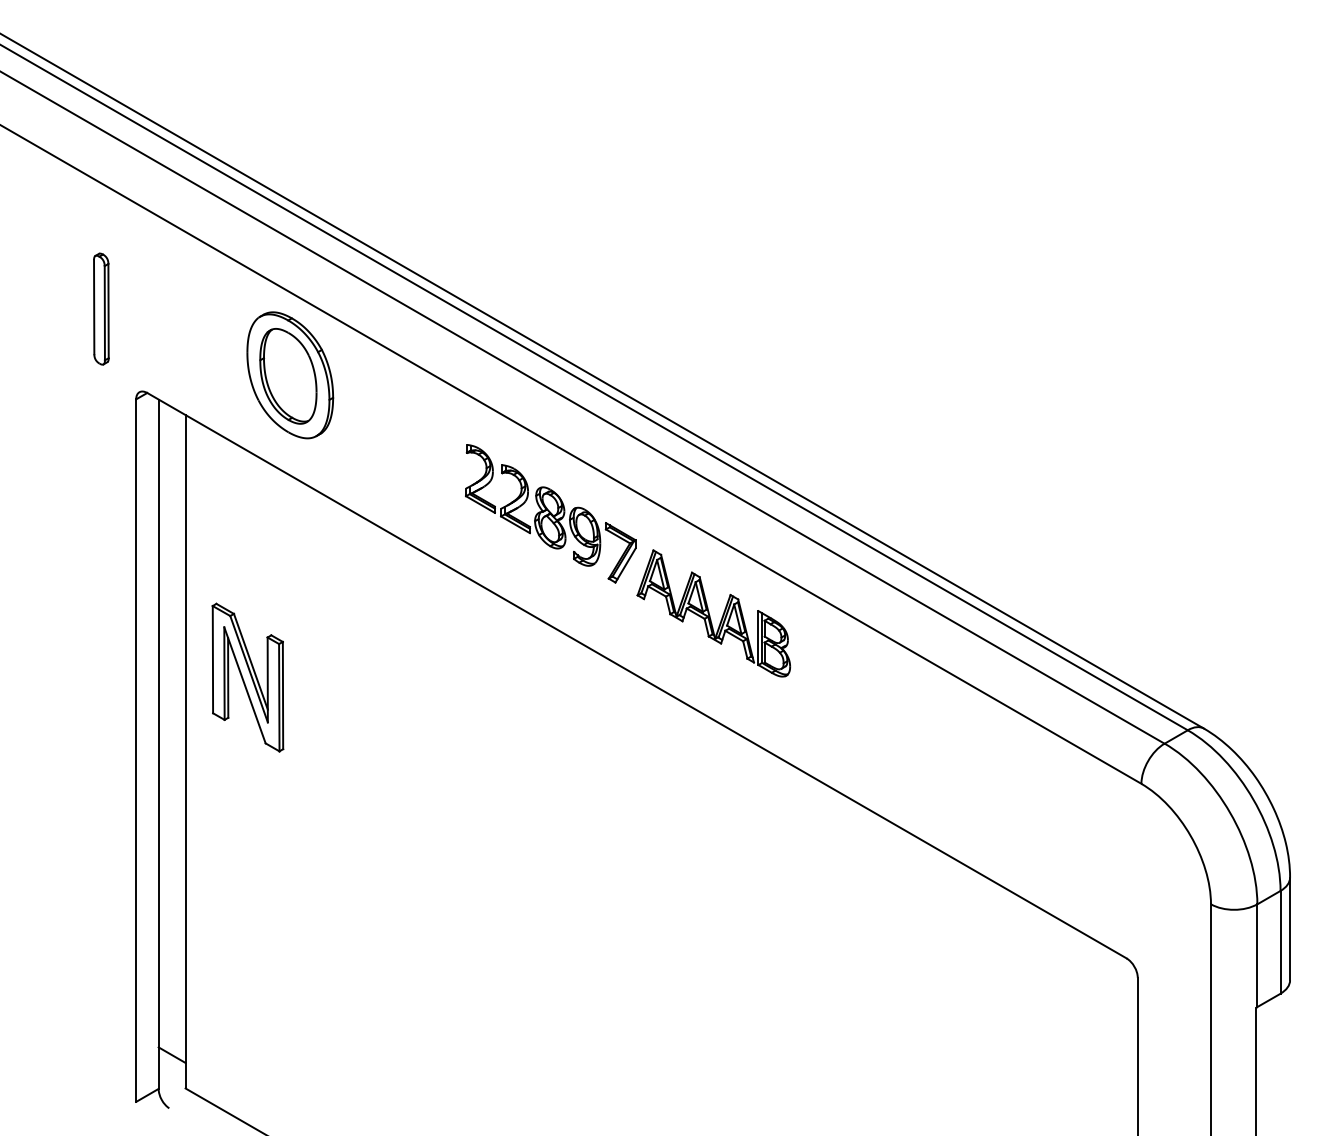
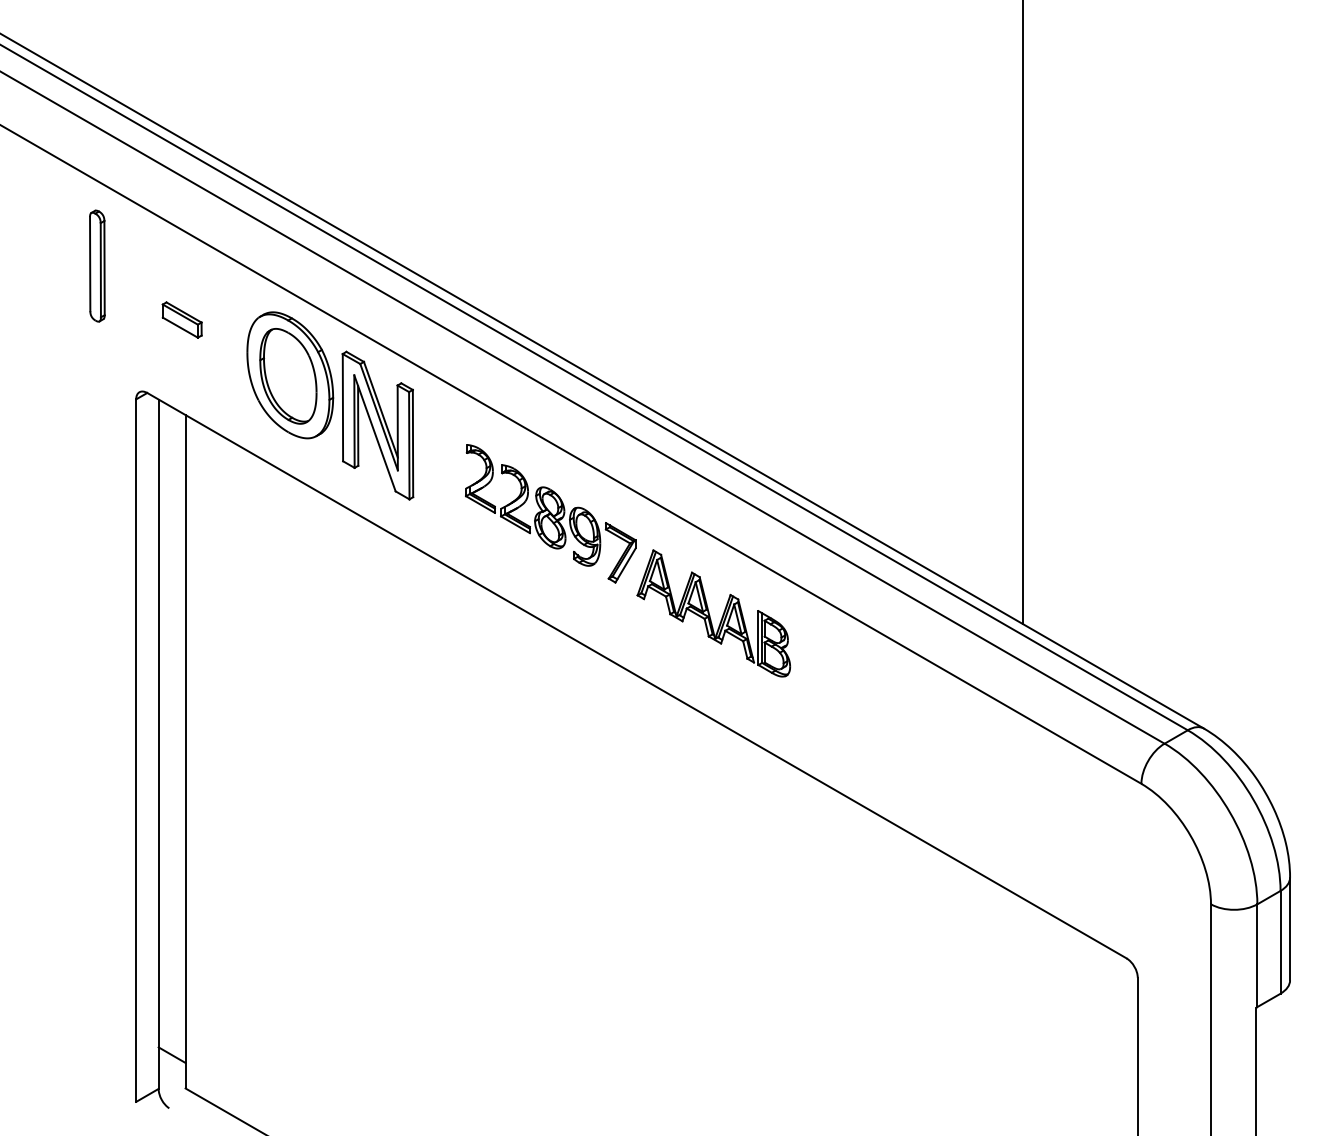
part position: (101, 308) -> (97, 265) (97, 265)
line: none -> present (1022, 312)
part: none -> present (181, 319)
part position: (247, 677) -> (377, 425) (377, 425)
